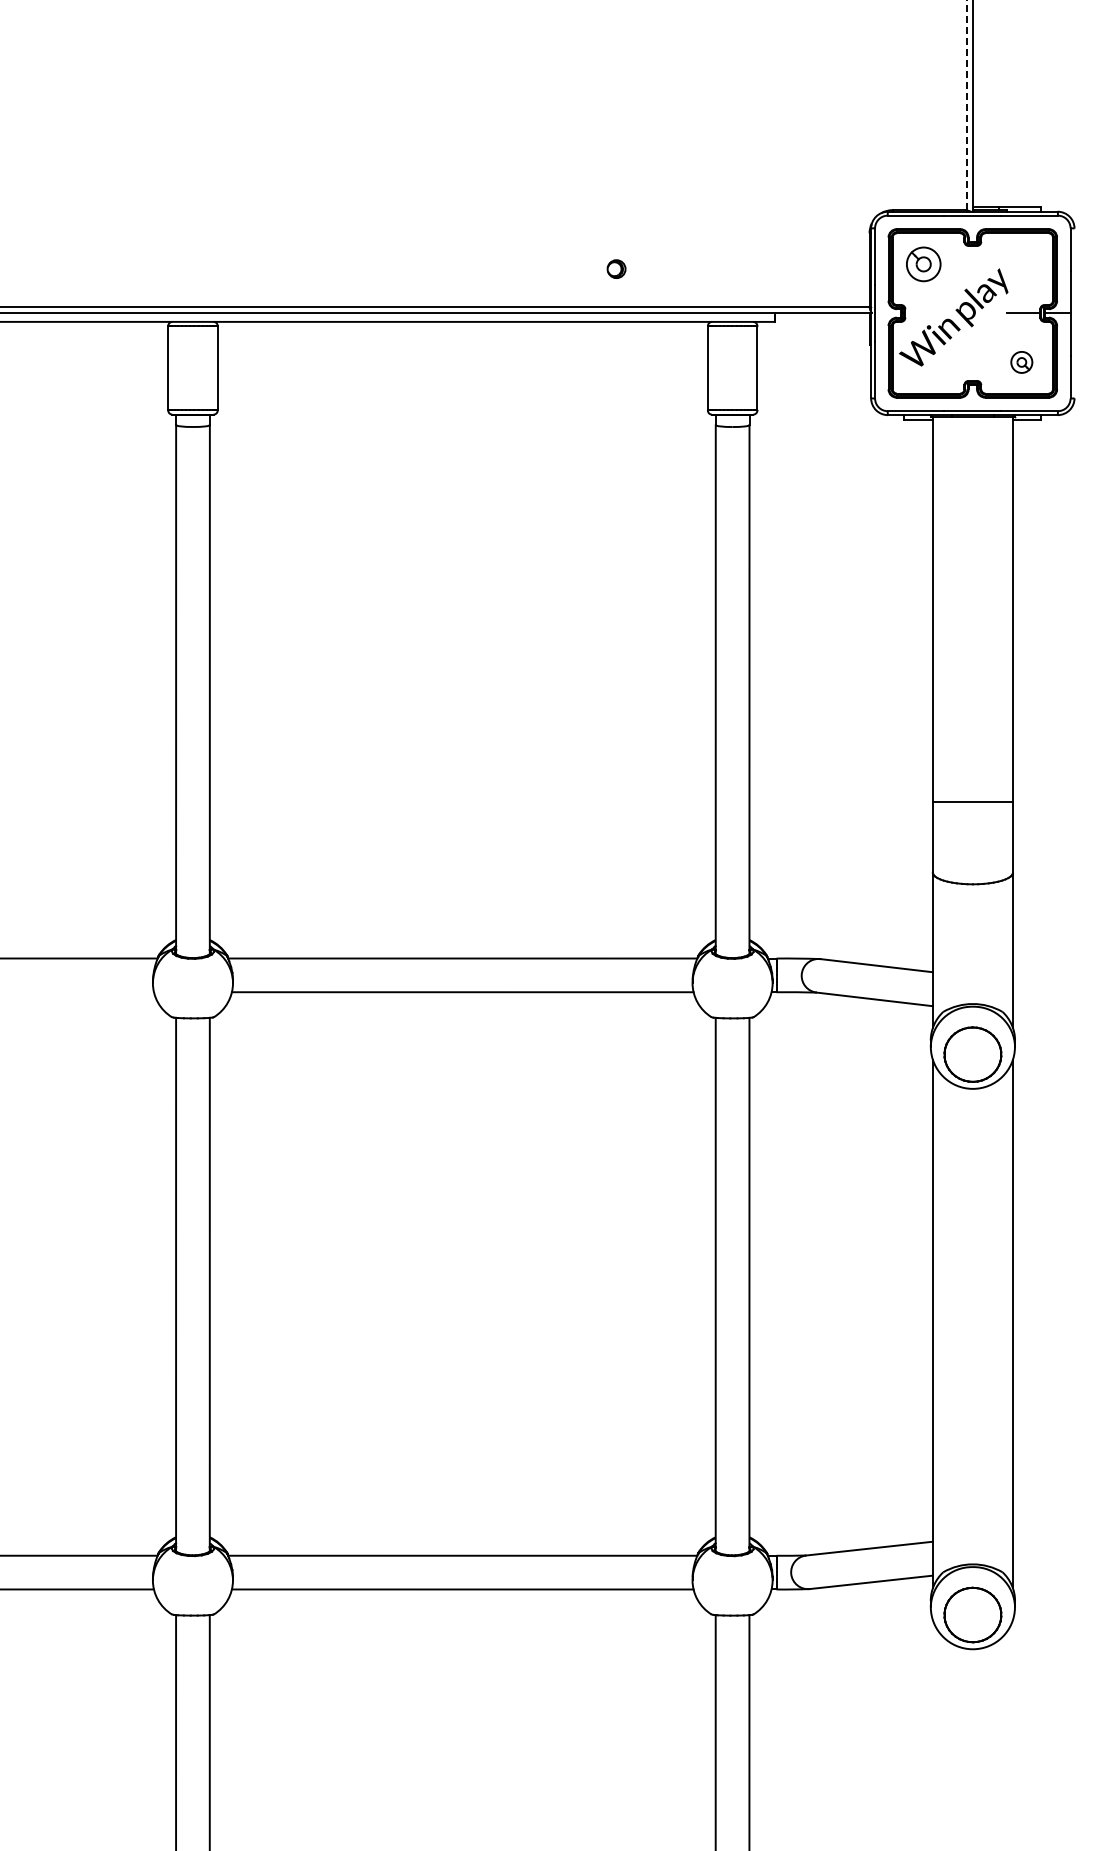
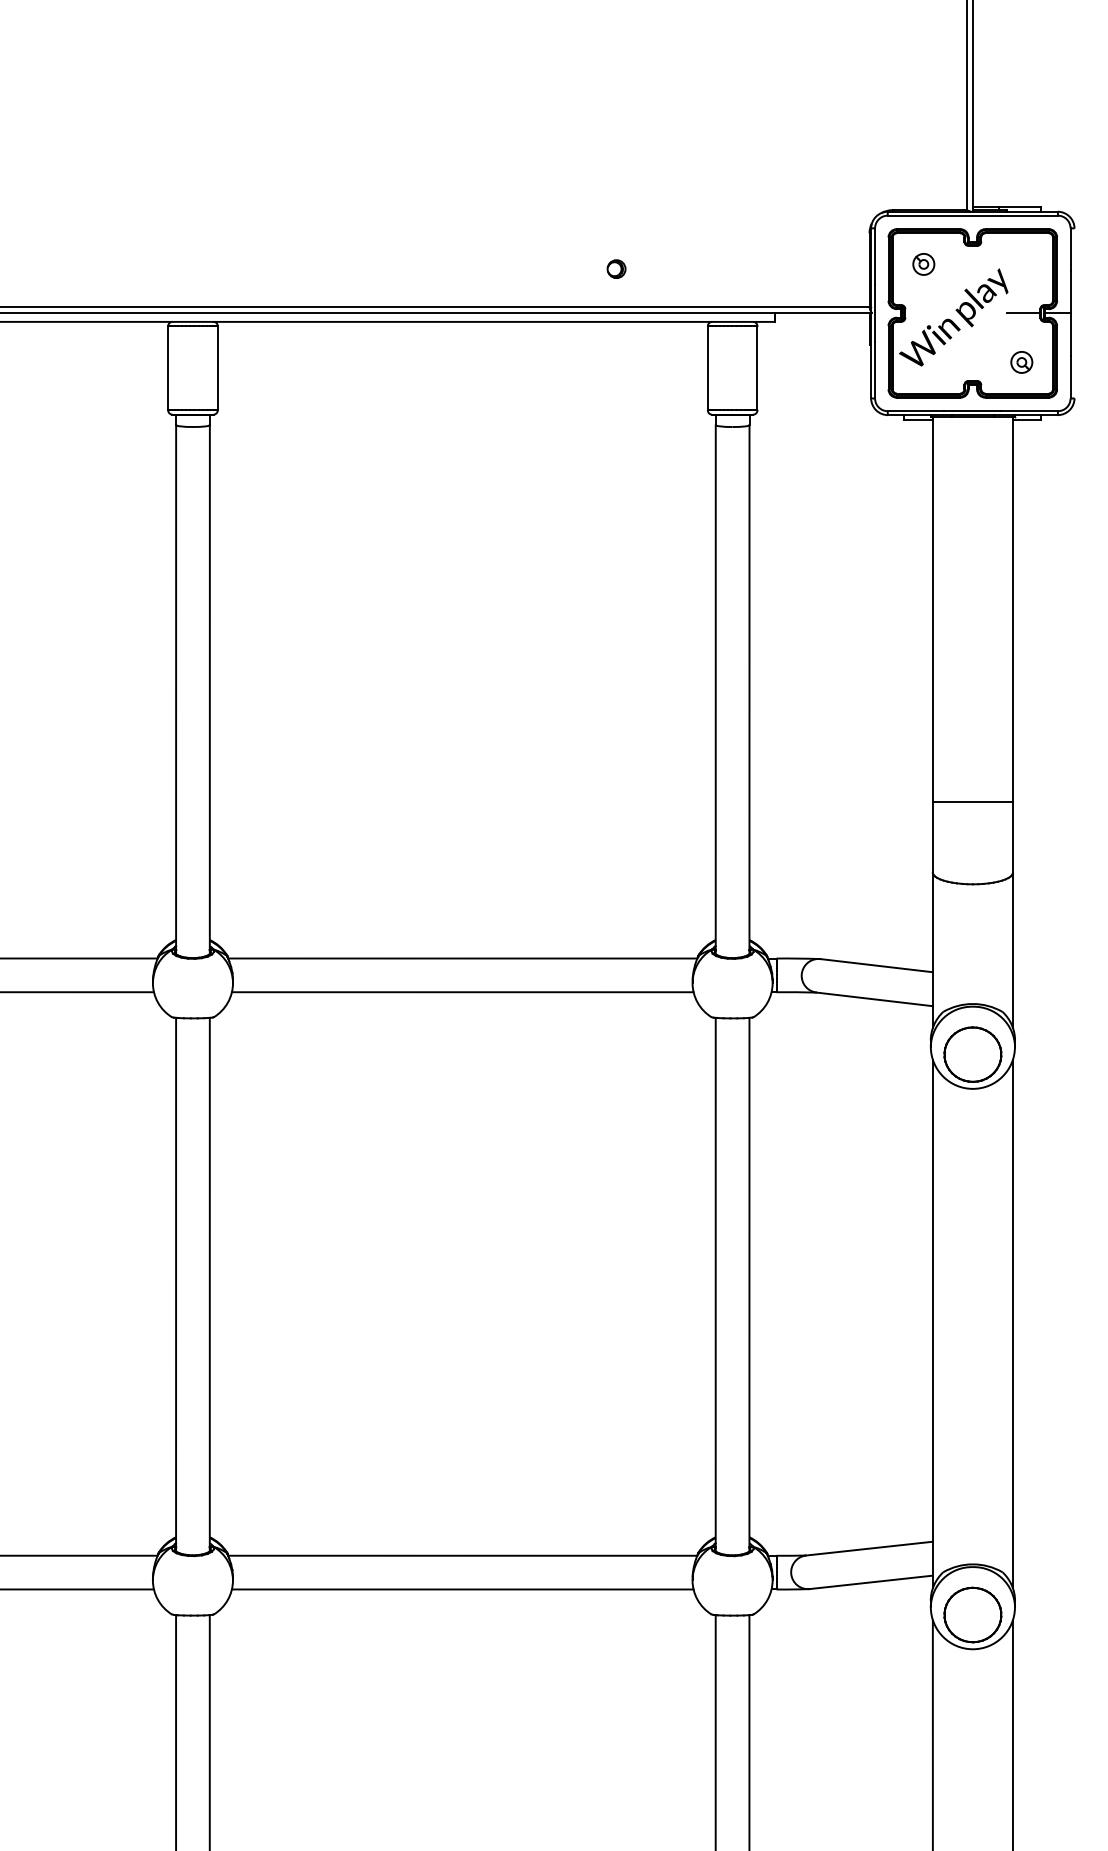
line: dashed -> solid (966, 105)
part size: 36x37 px -> 24x23 px (923, 264)
line: none -> present (77, 992)
line: none -> present (932, 1733)
line: none -> present (1012, 1733)
